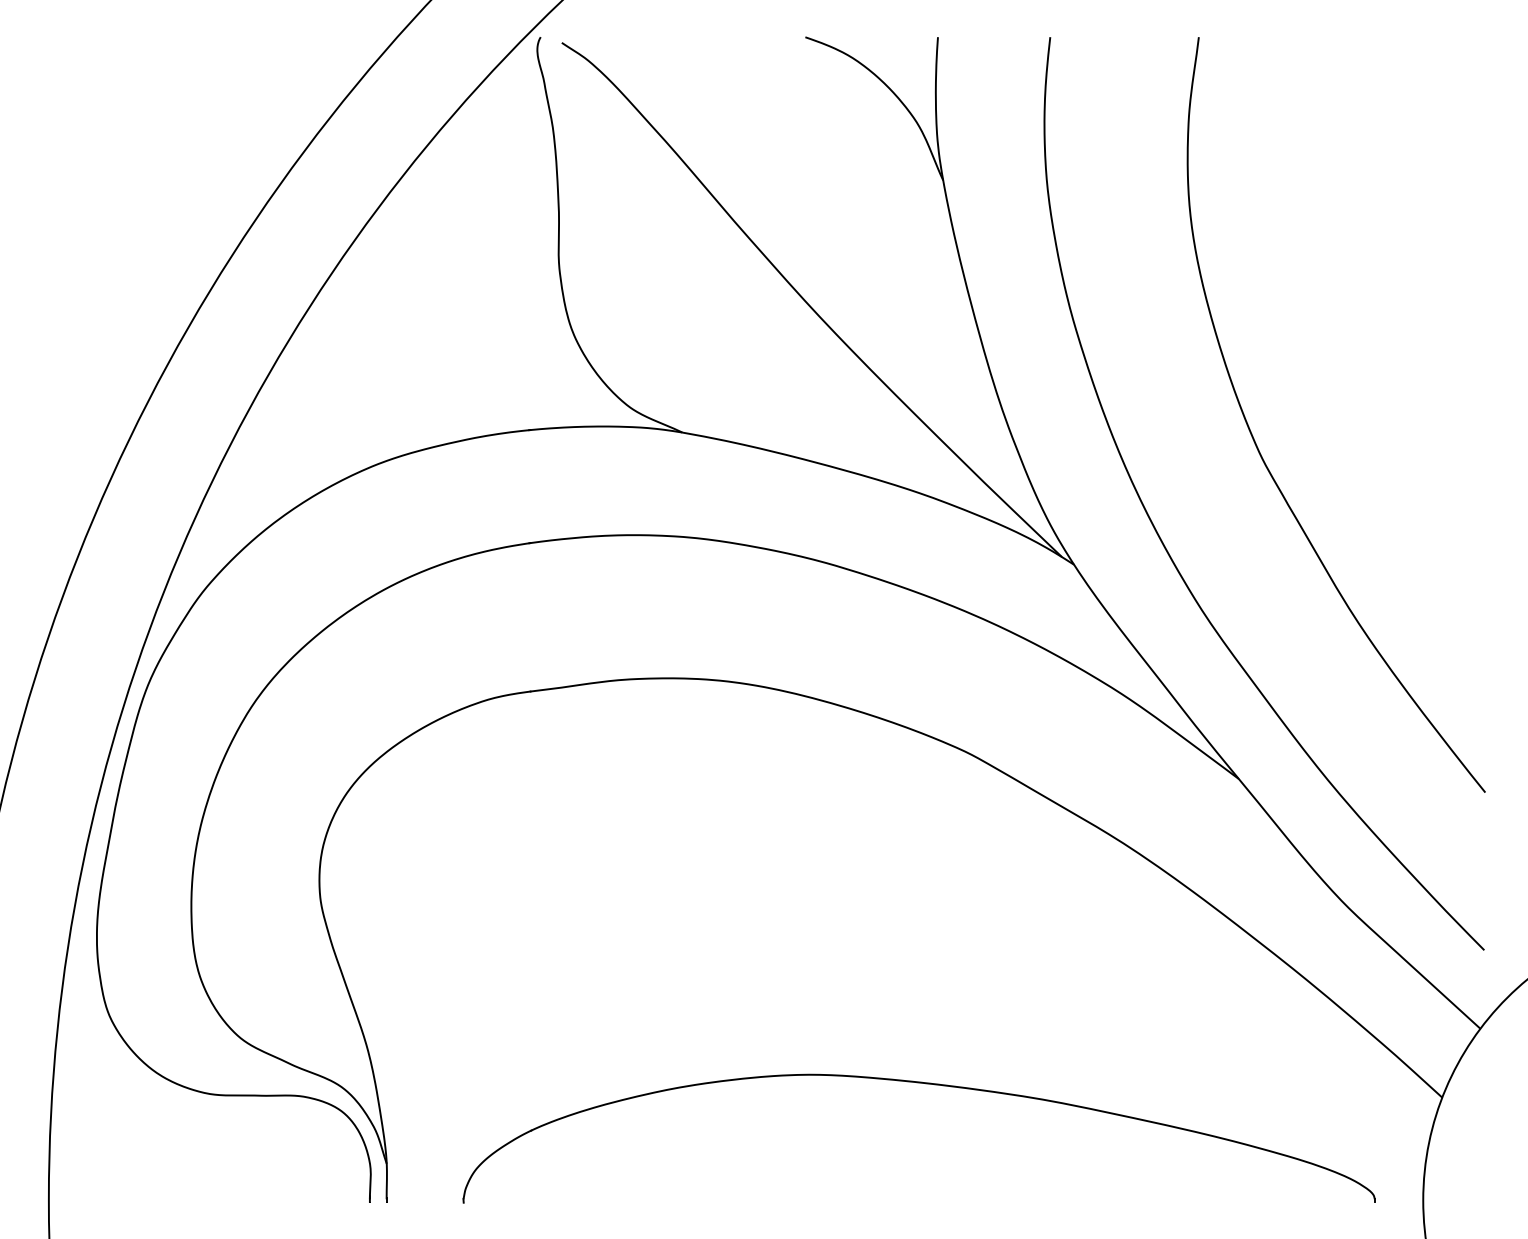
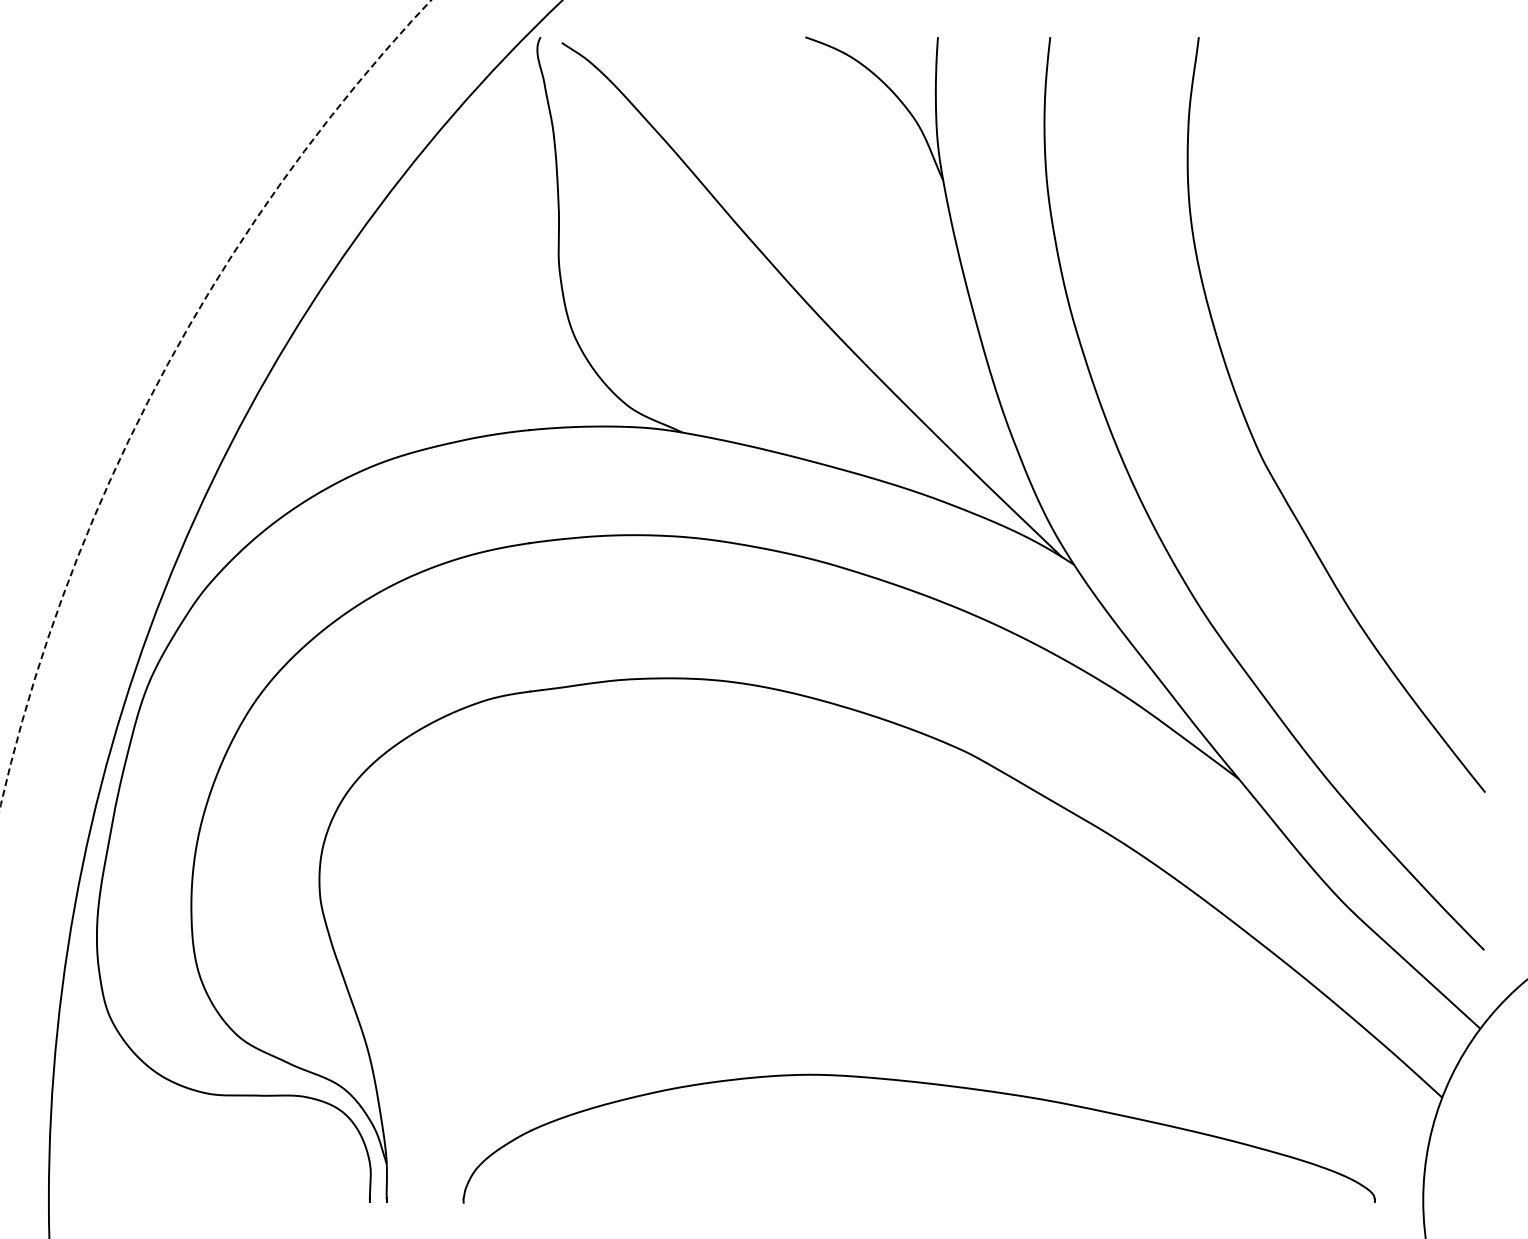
circle: solid -> dashed (215, 404)
